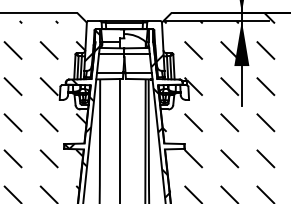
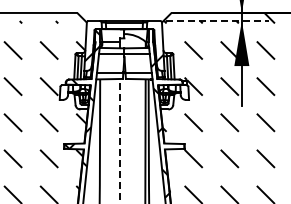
line: solid -> dashed (217, 21)
line: solid -> dashed (120, 140)
